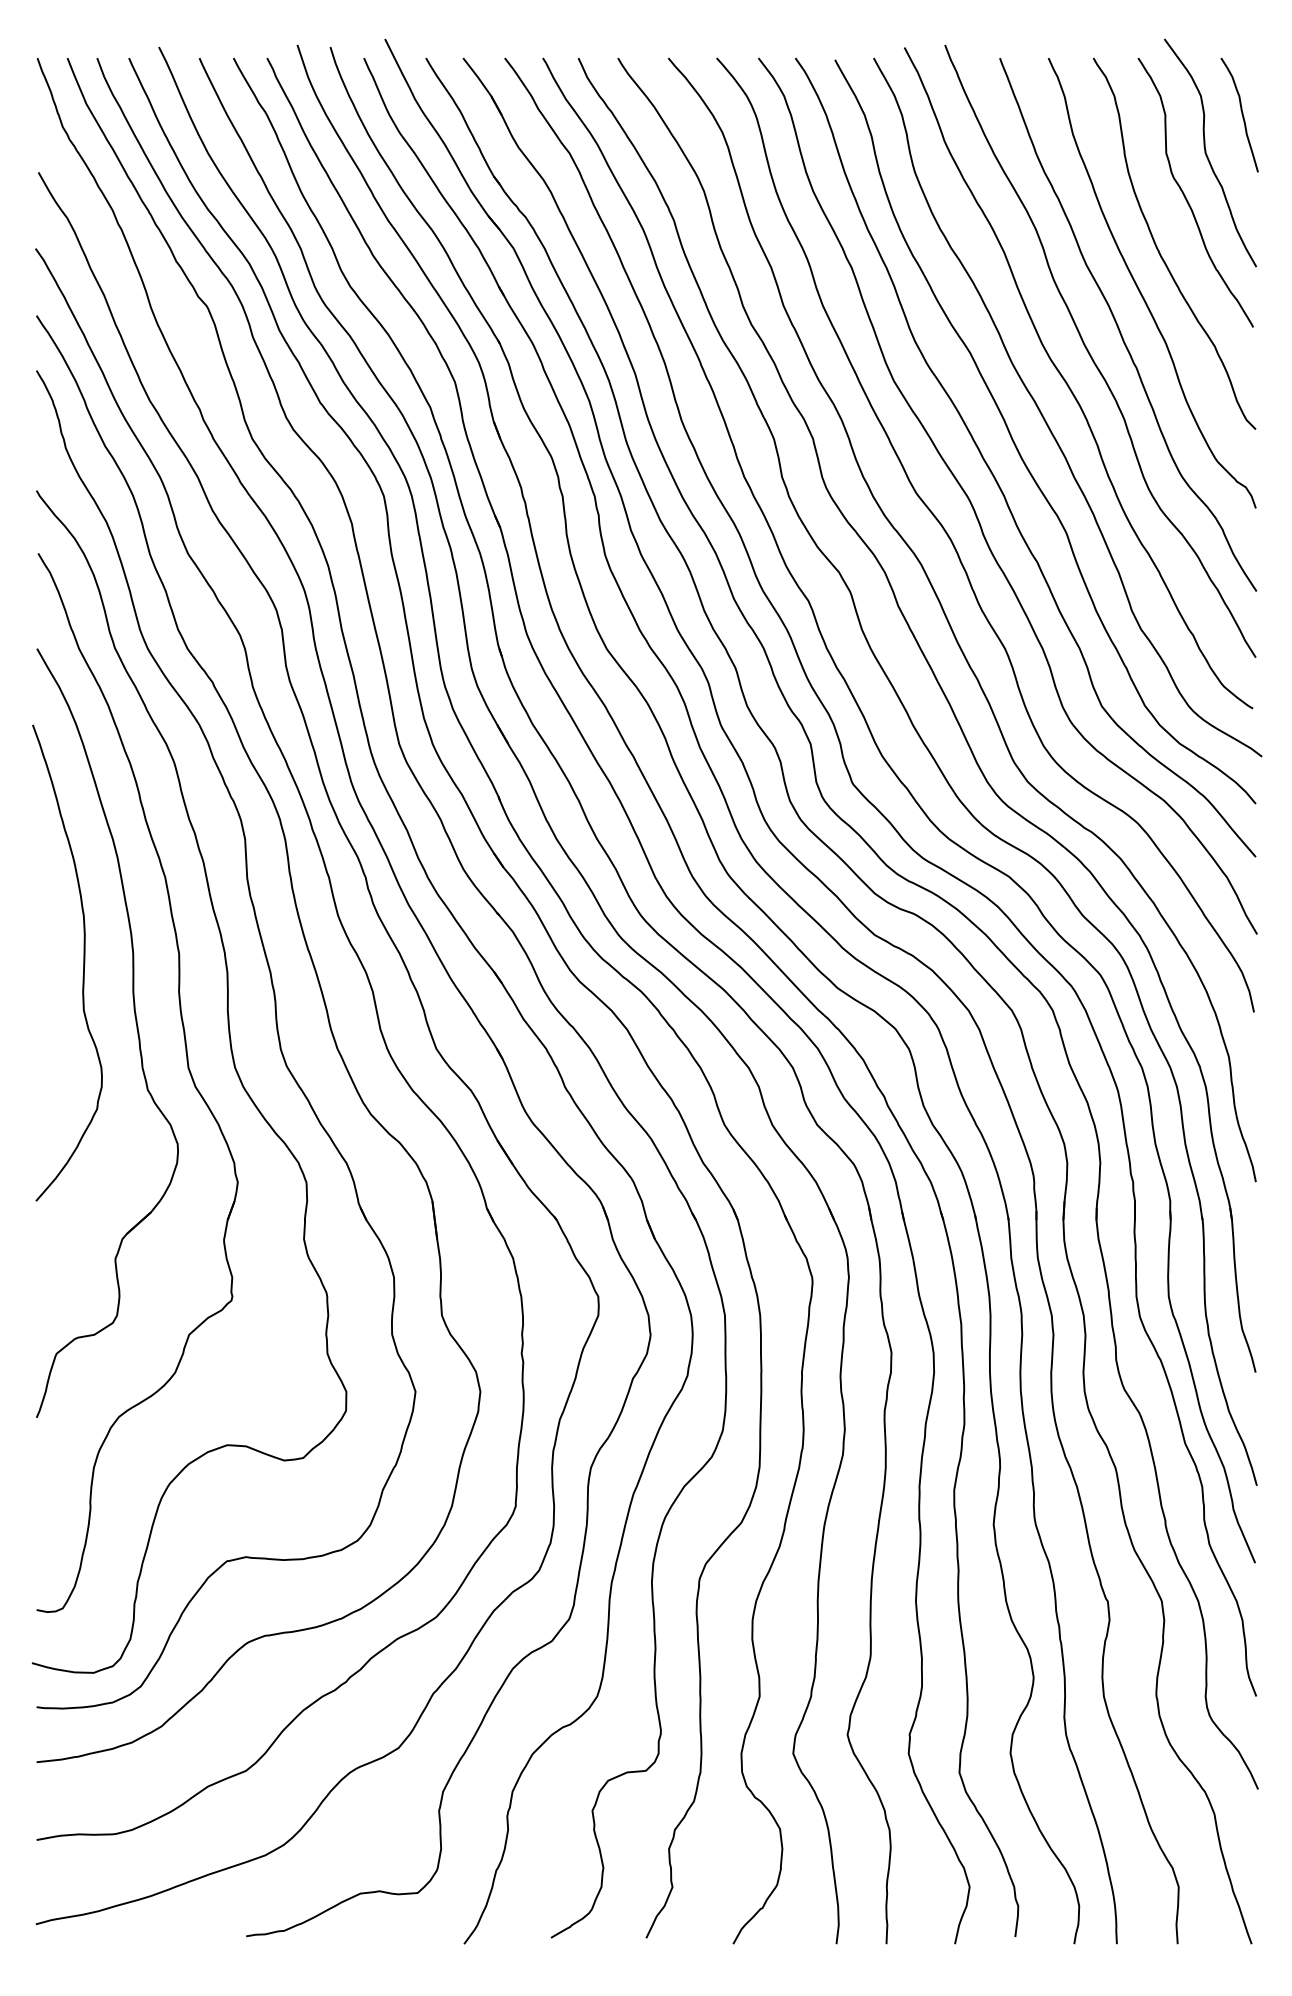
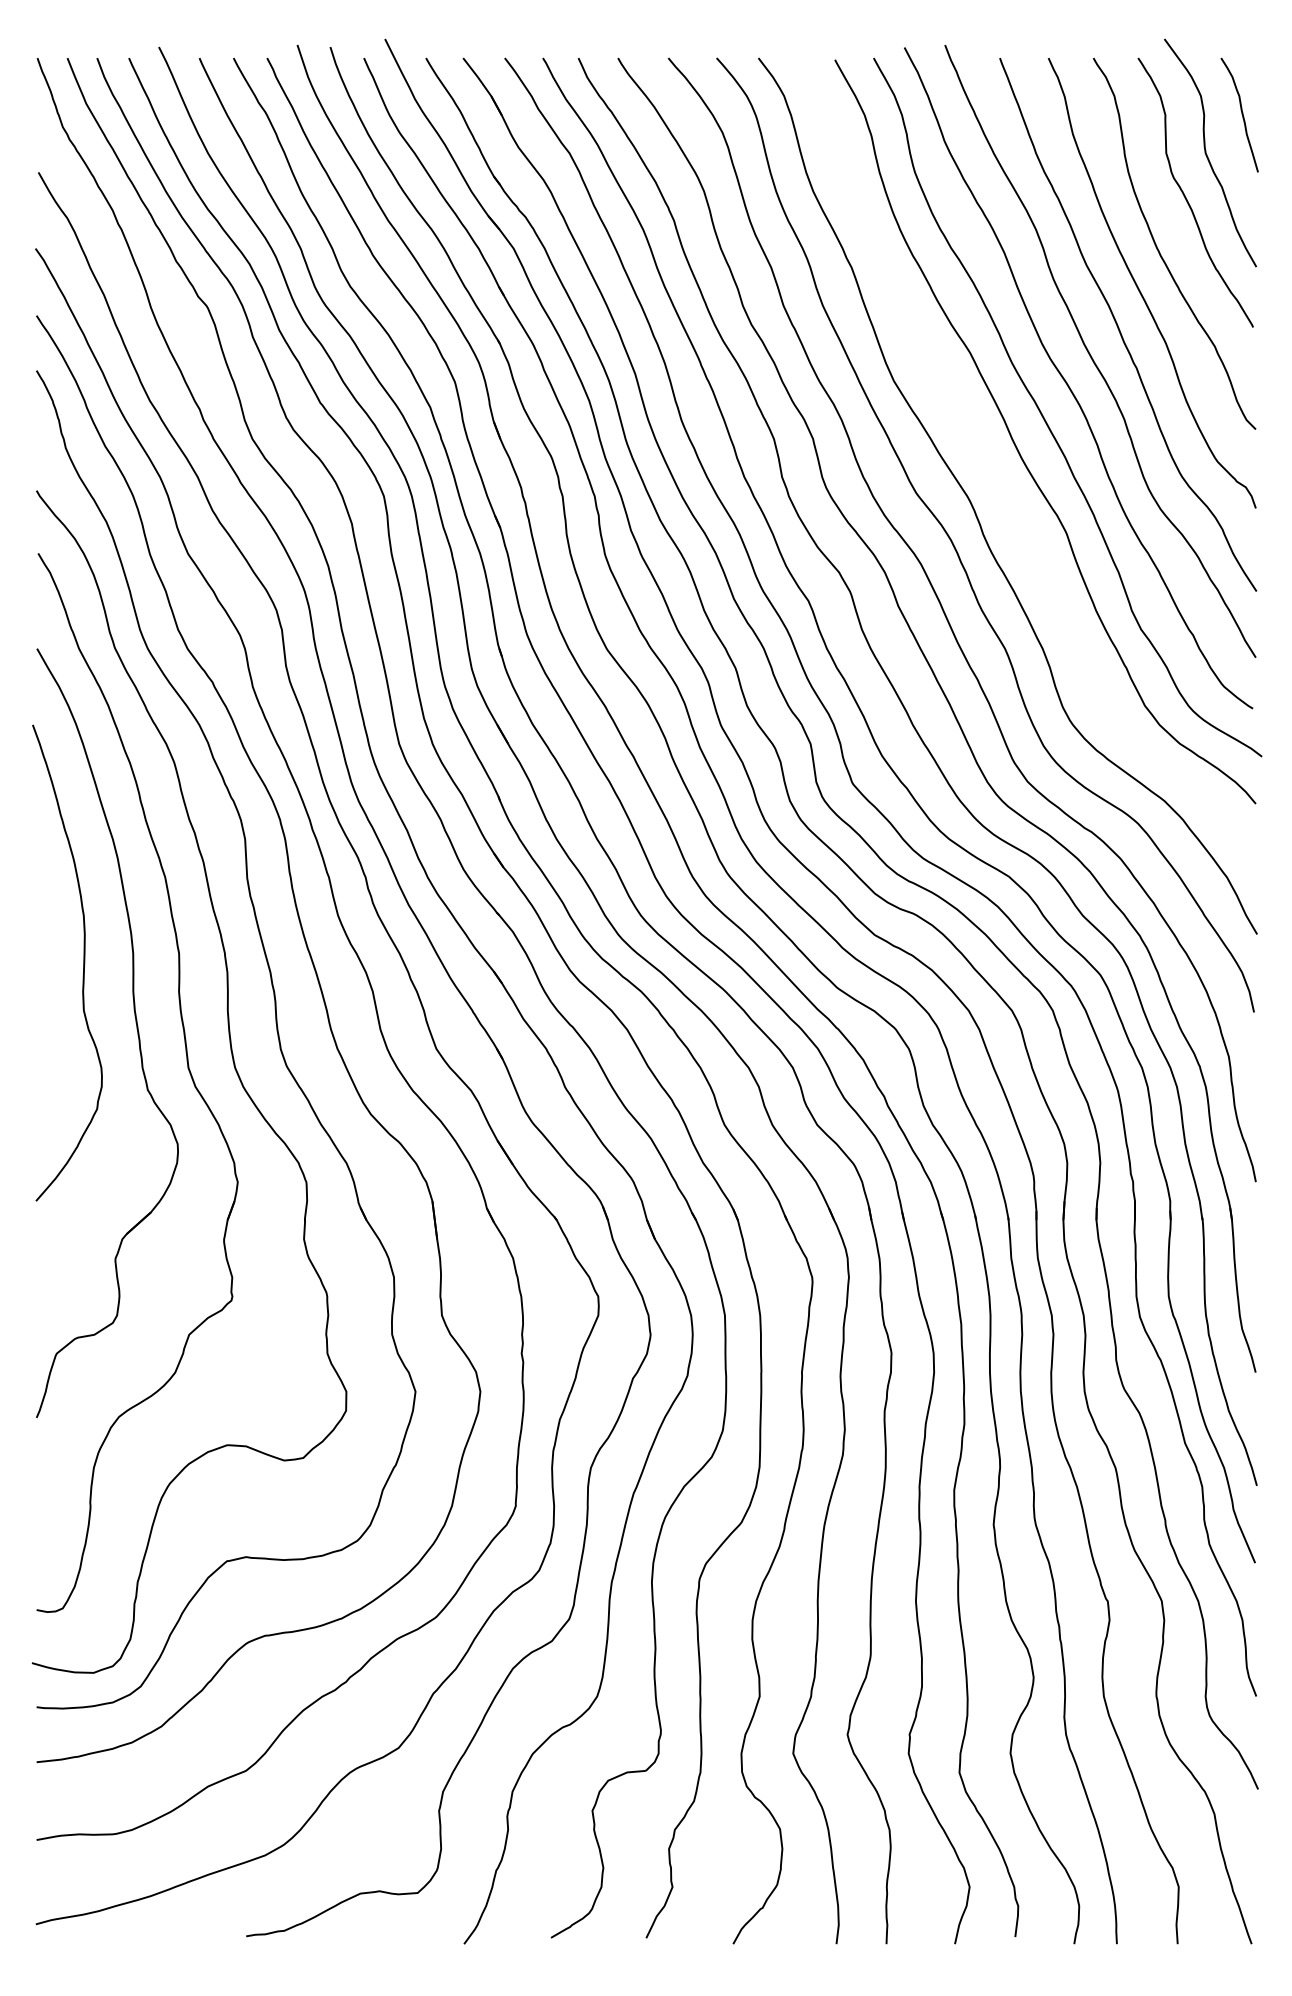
curve: present -> none (993, 473)
